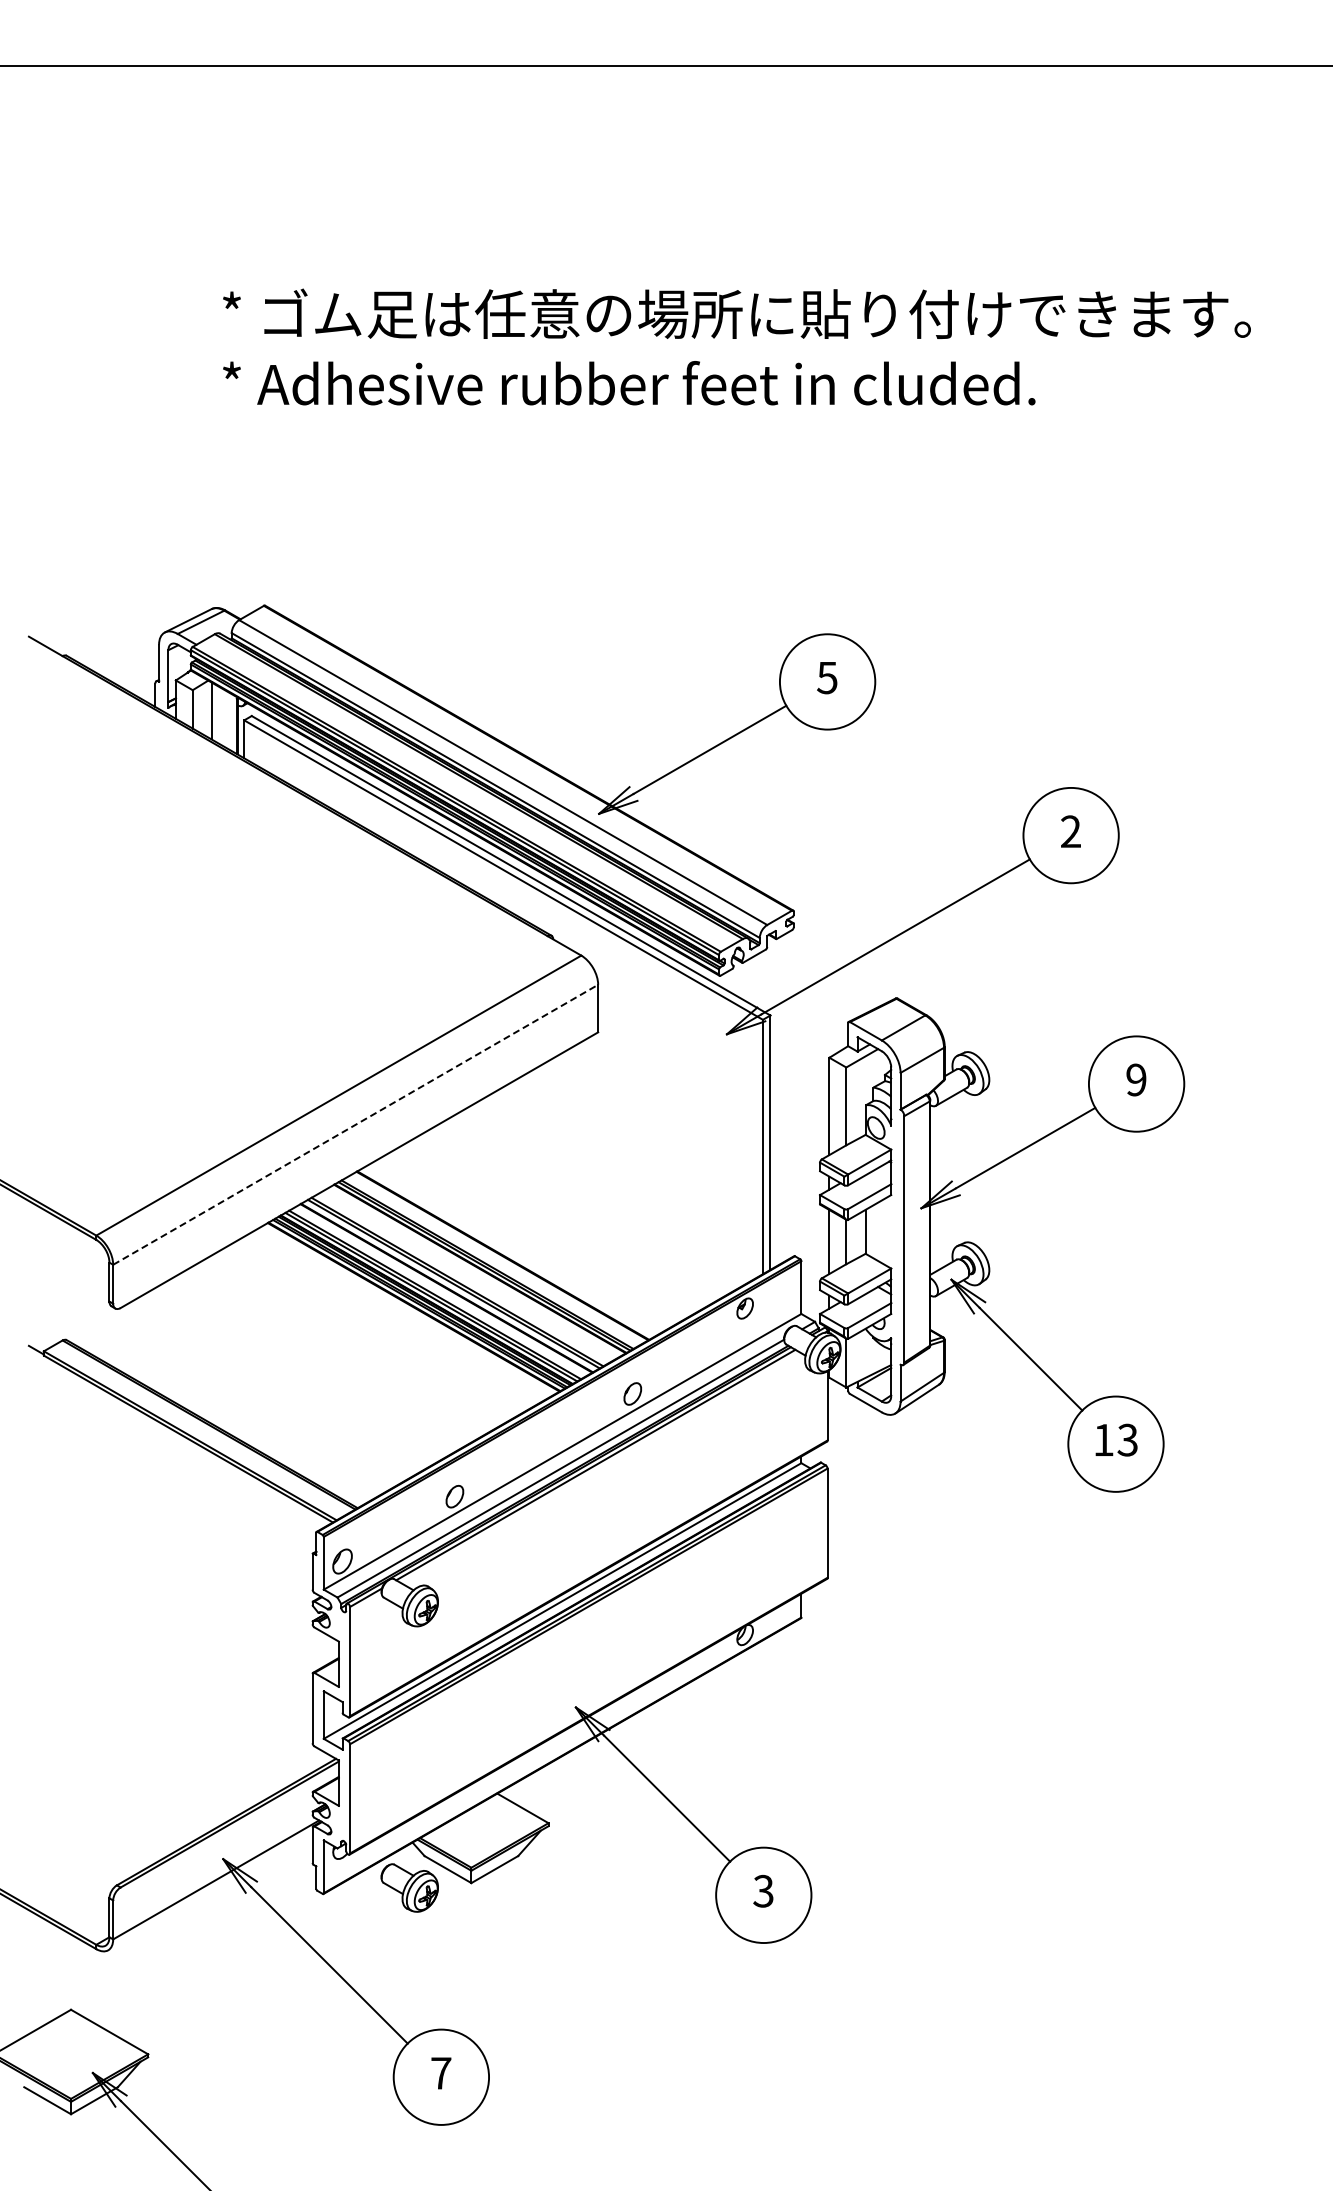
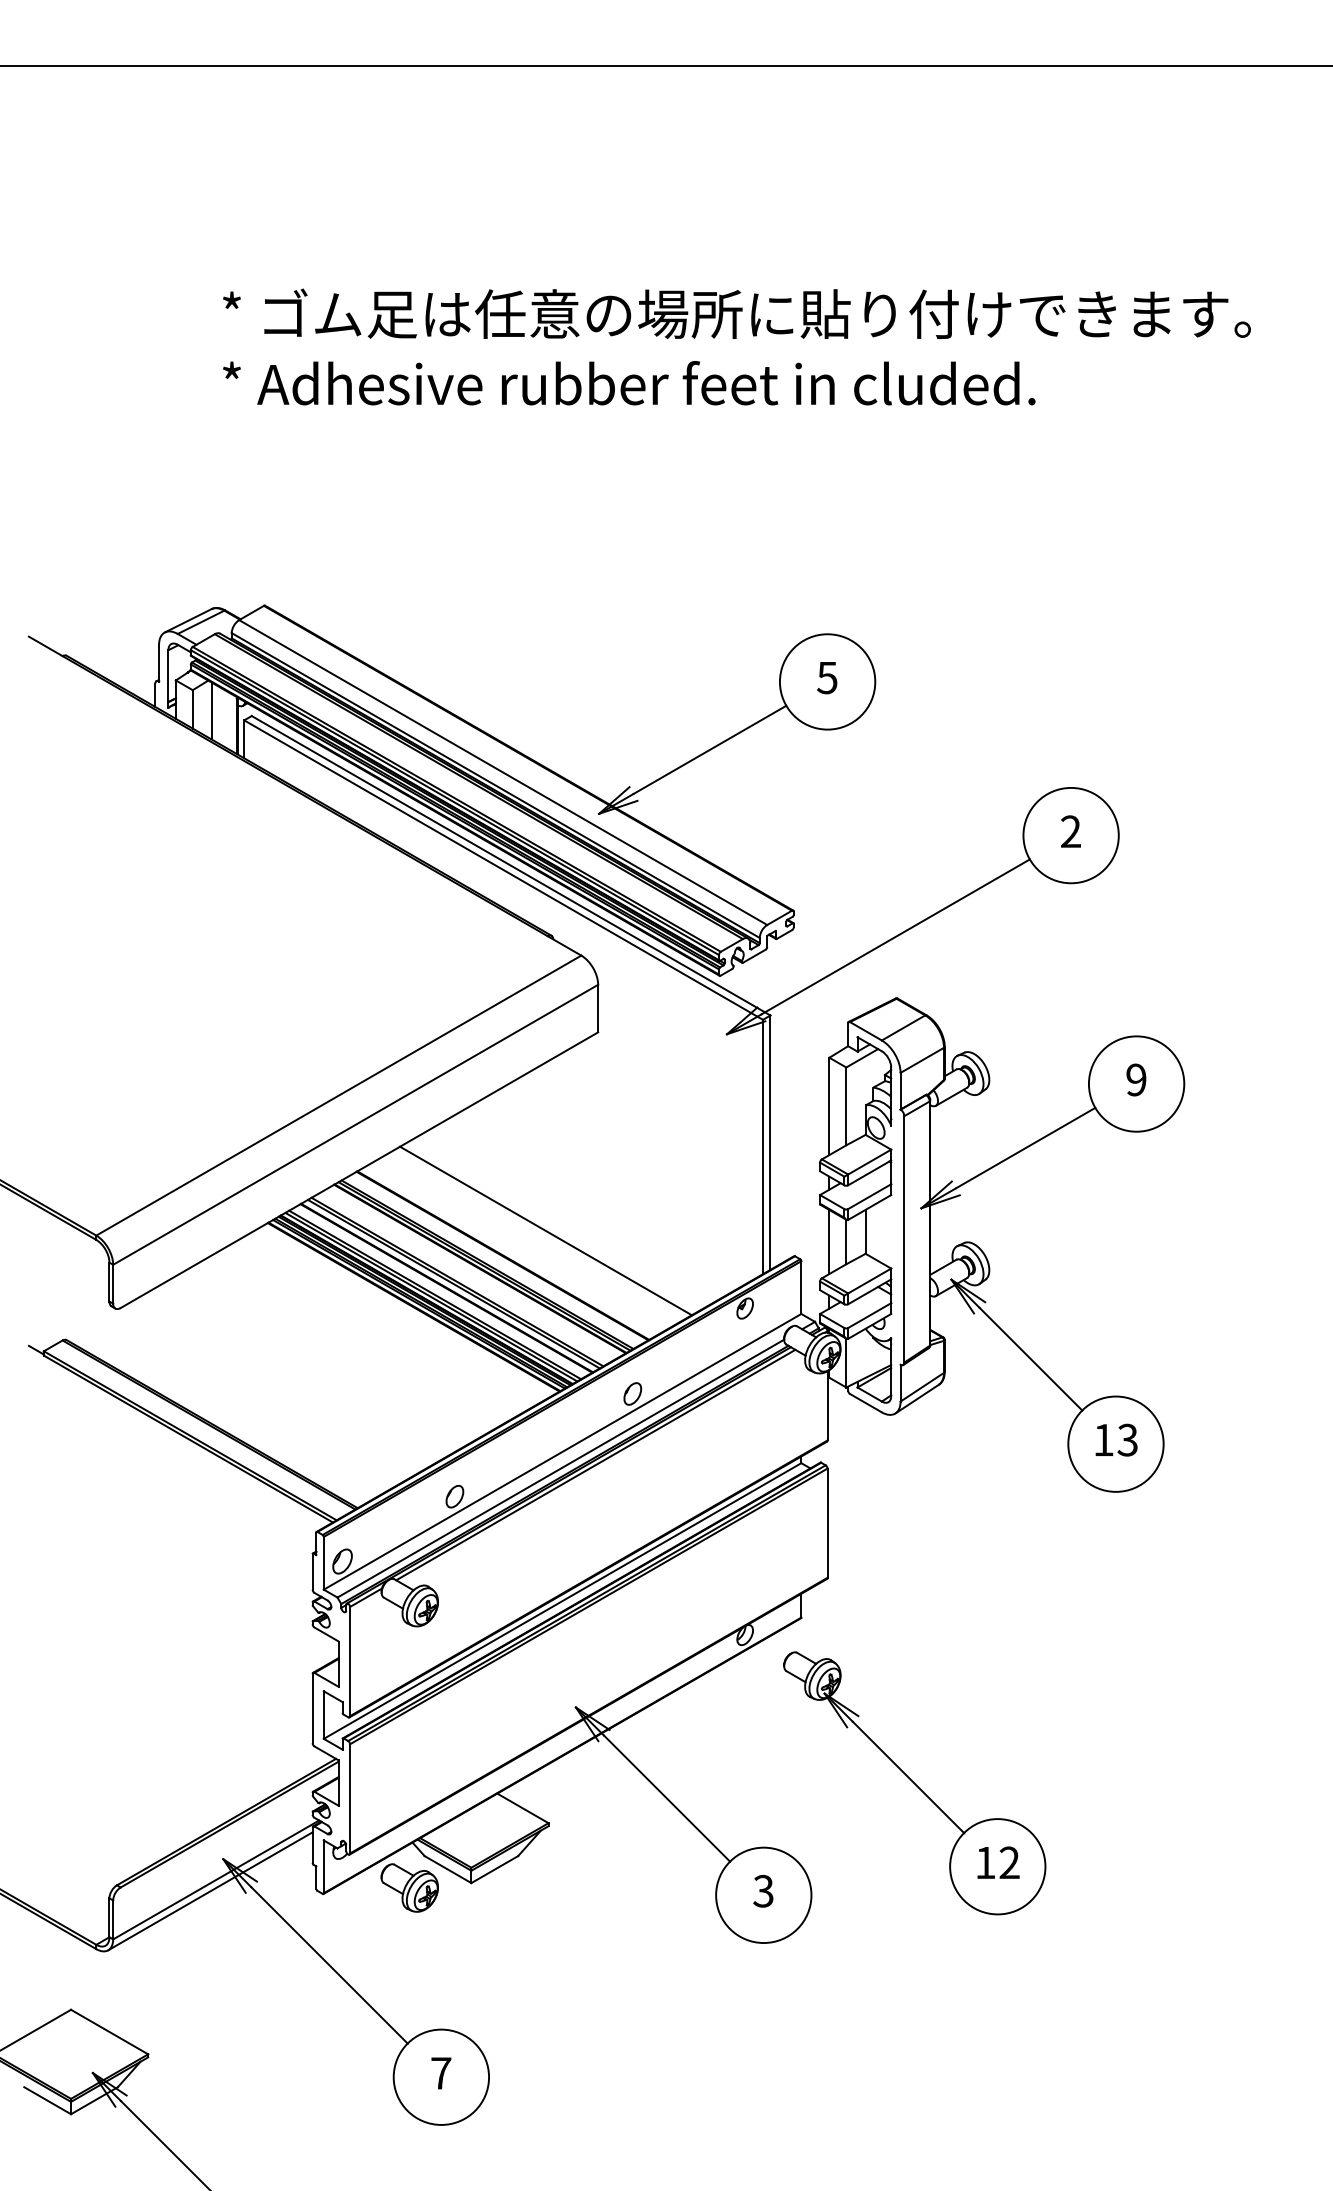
line: dashed -> solid (356, 1124)
line: none -> present (545, 1230)
part: none -> present (914, 1783)
line: none -> present (210, 1891)
